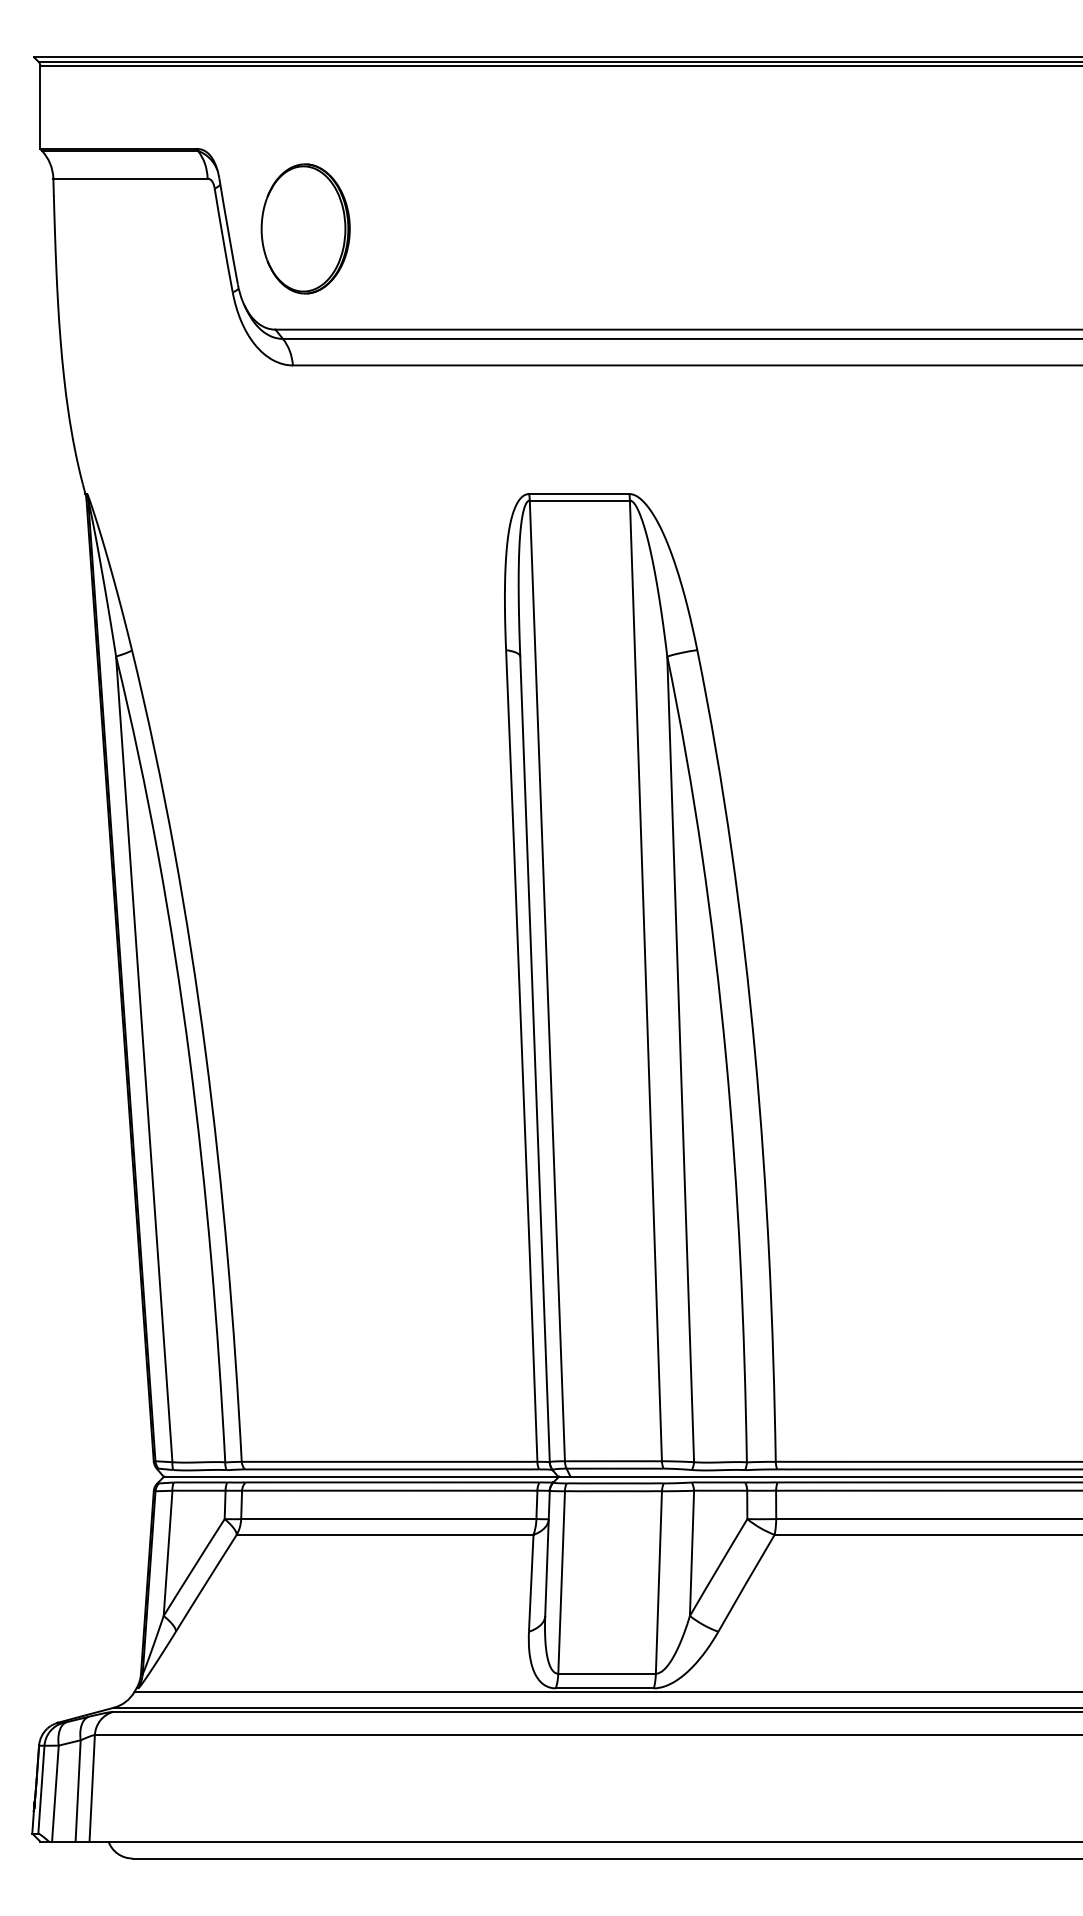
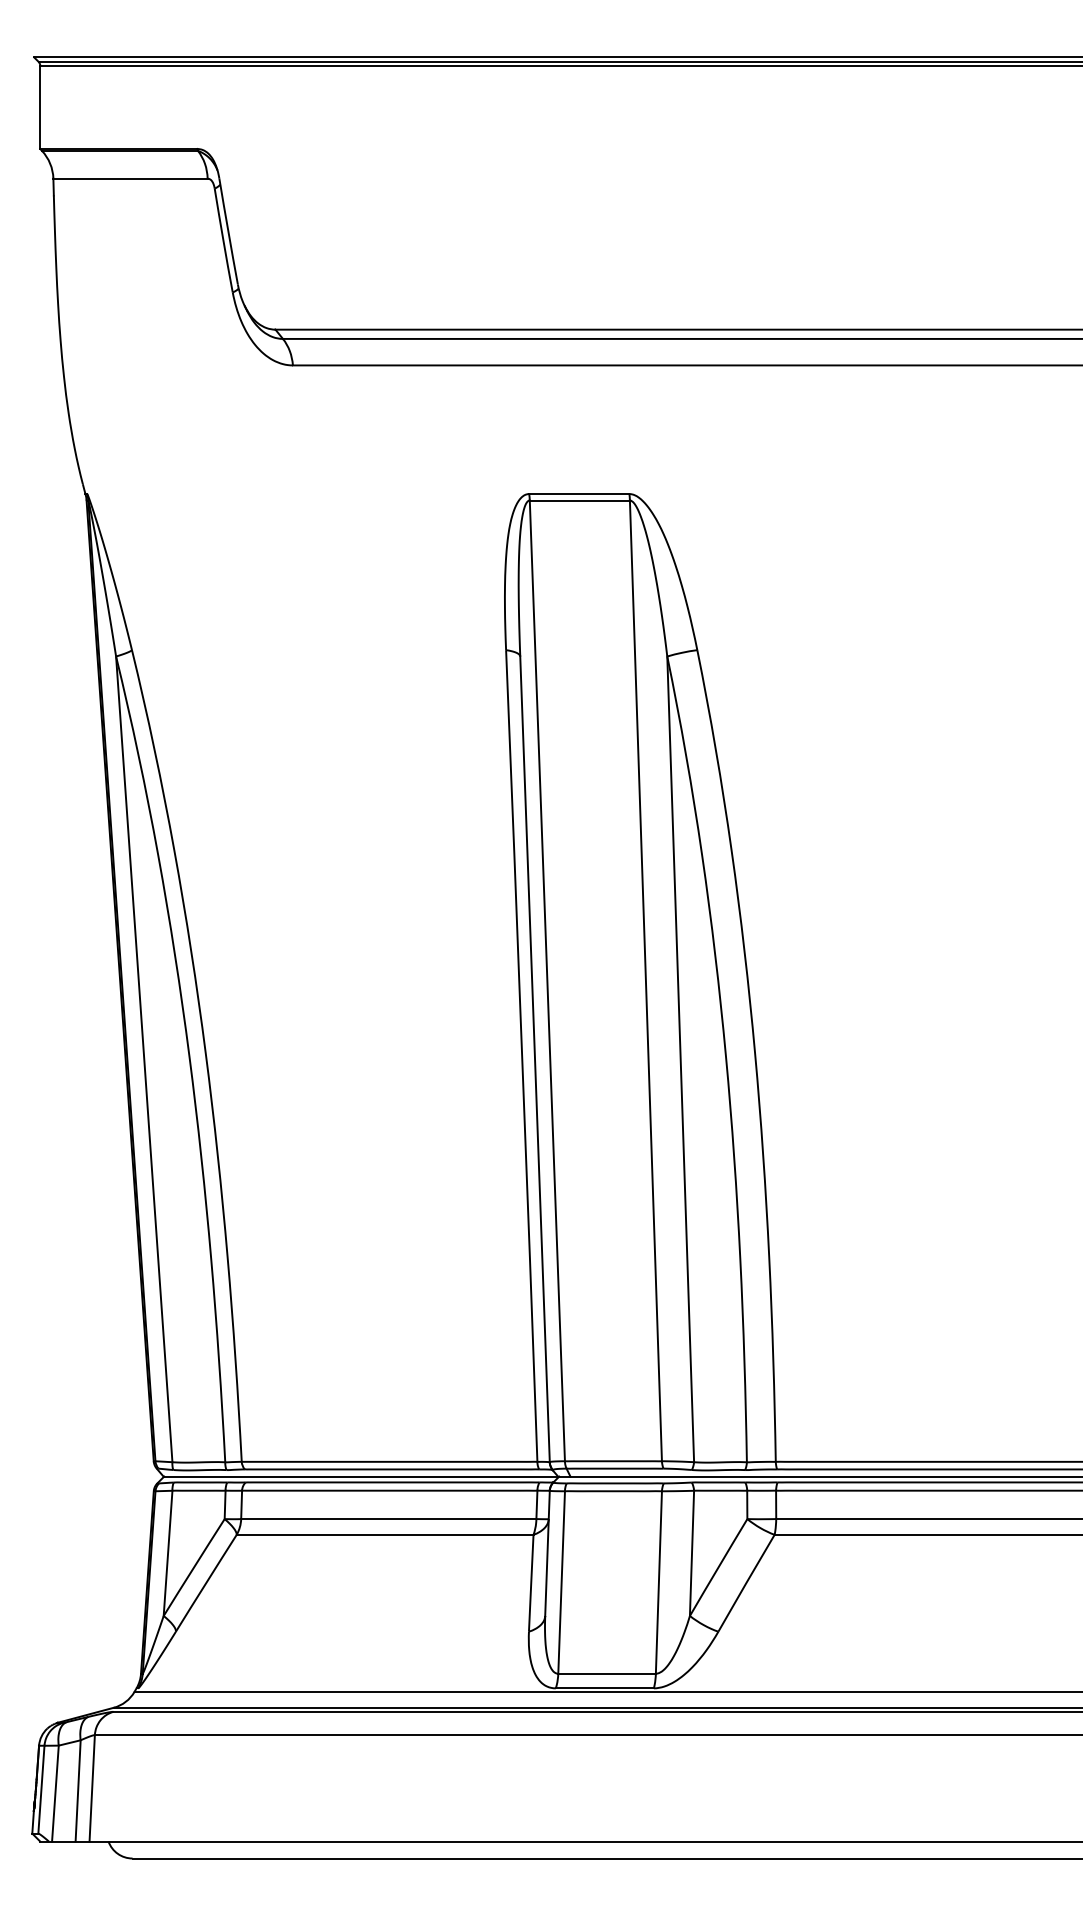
part: present -> none (305, 228)
